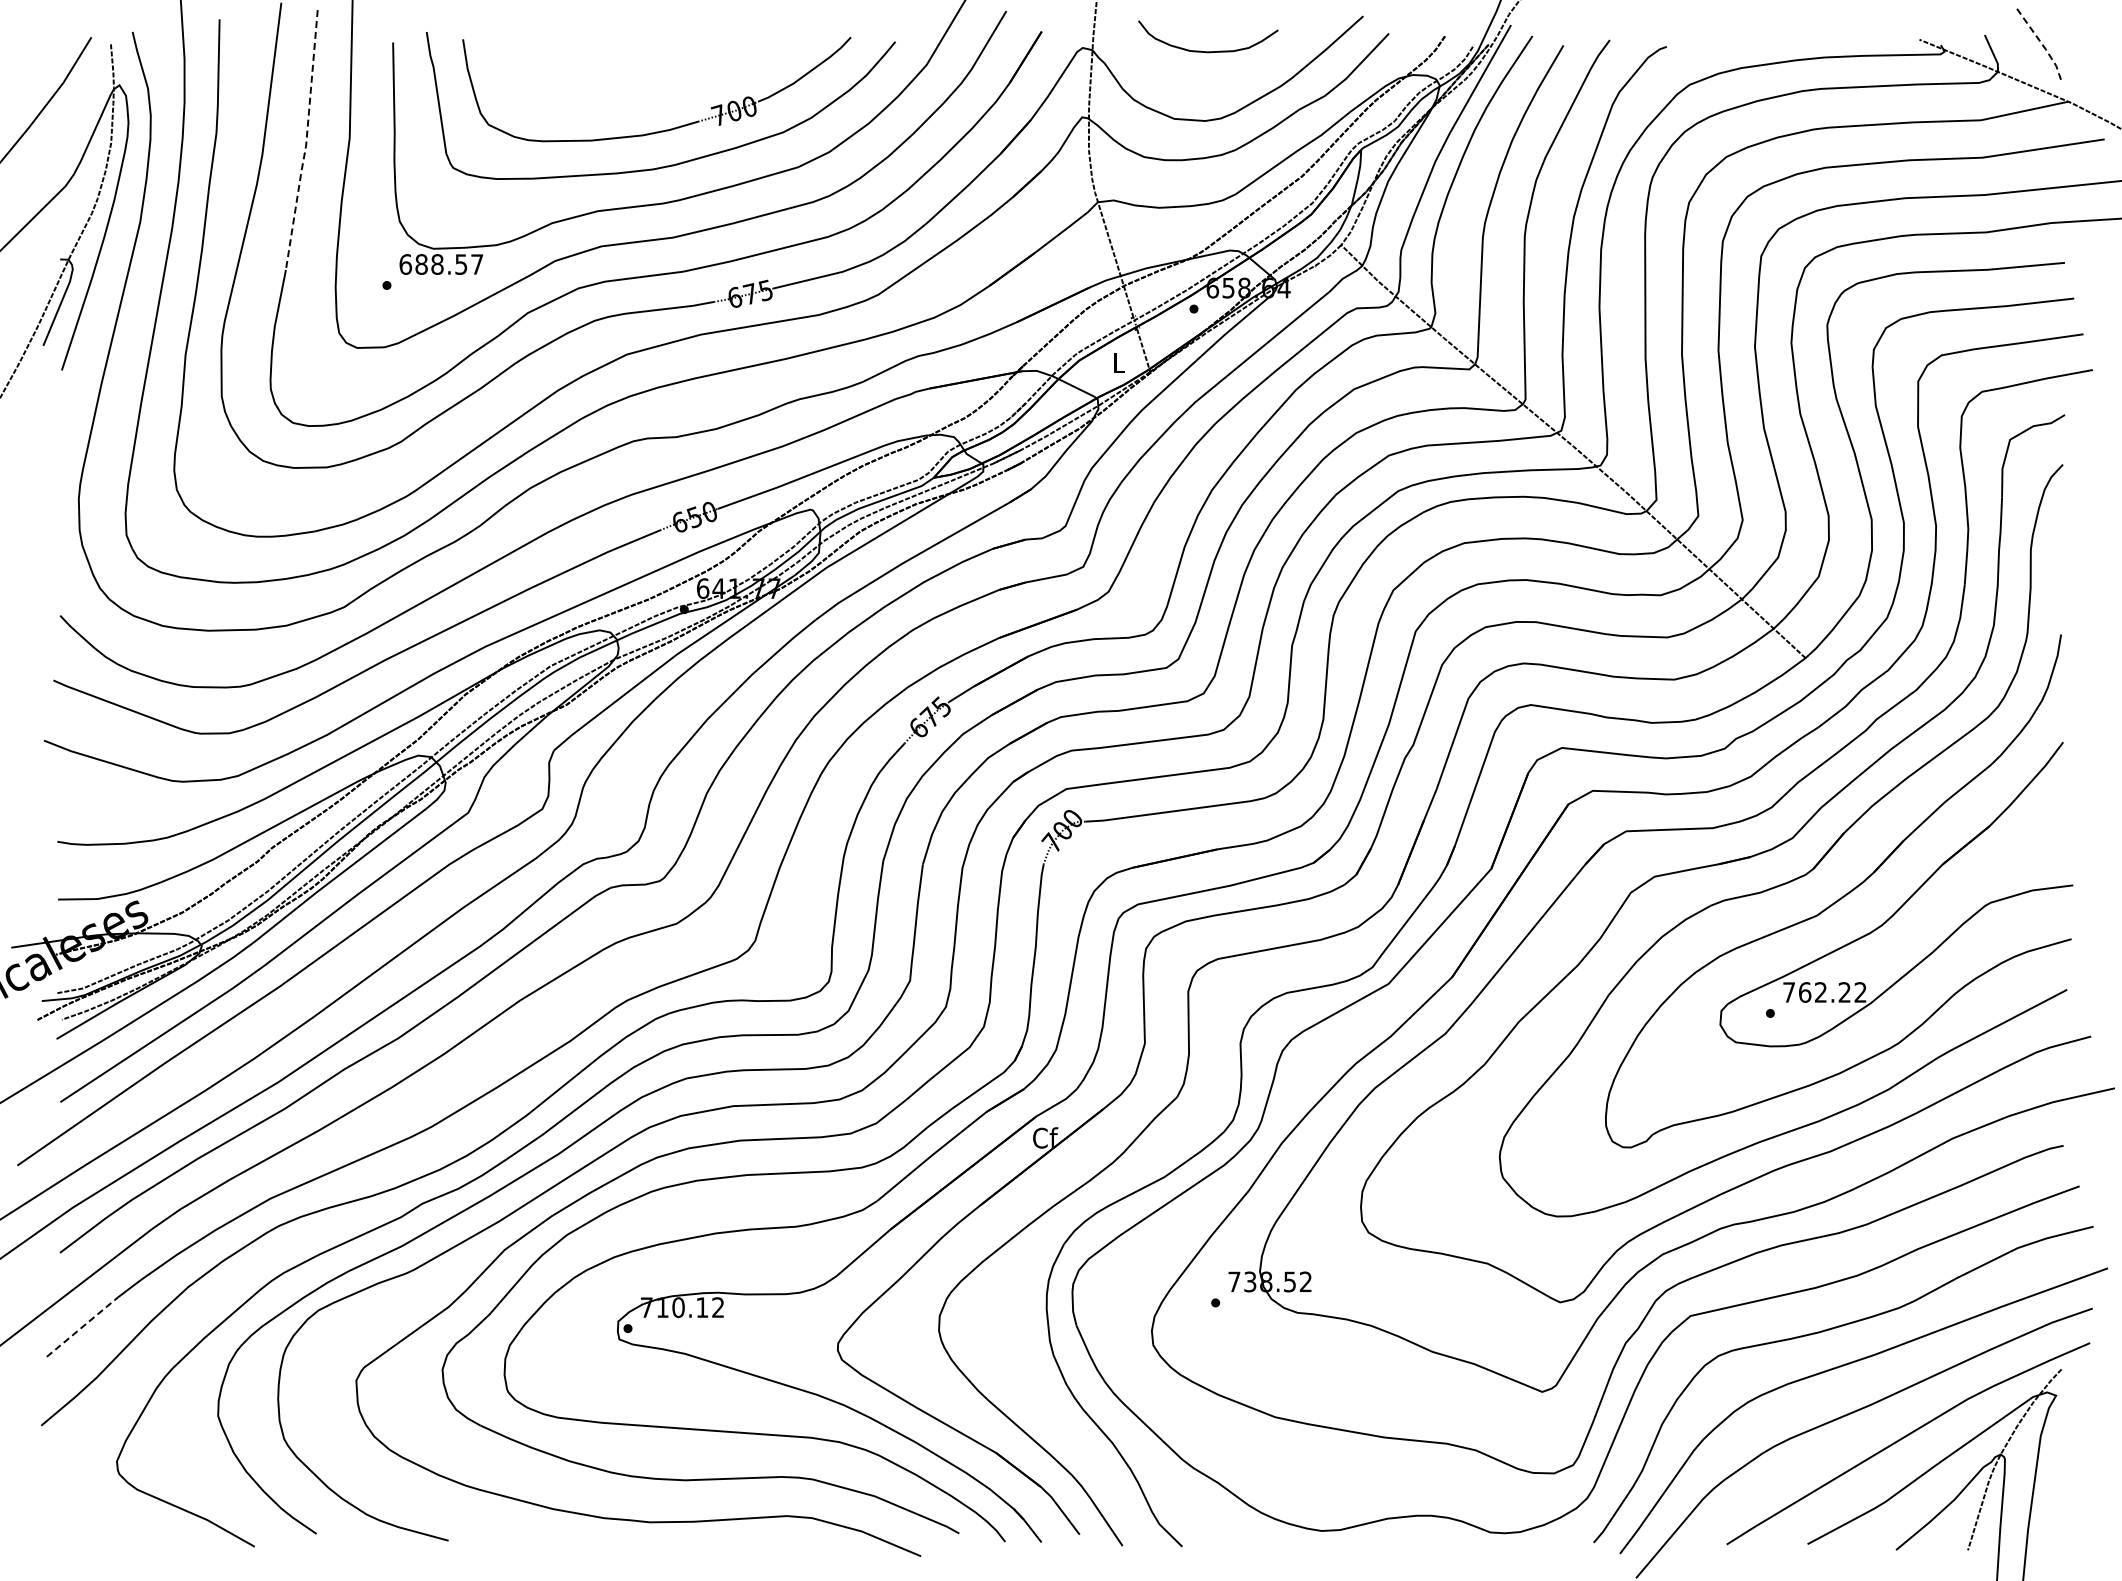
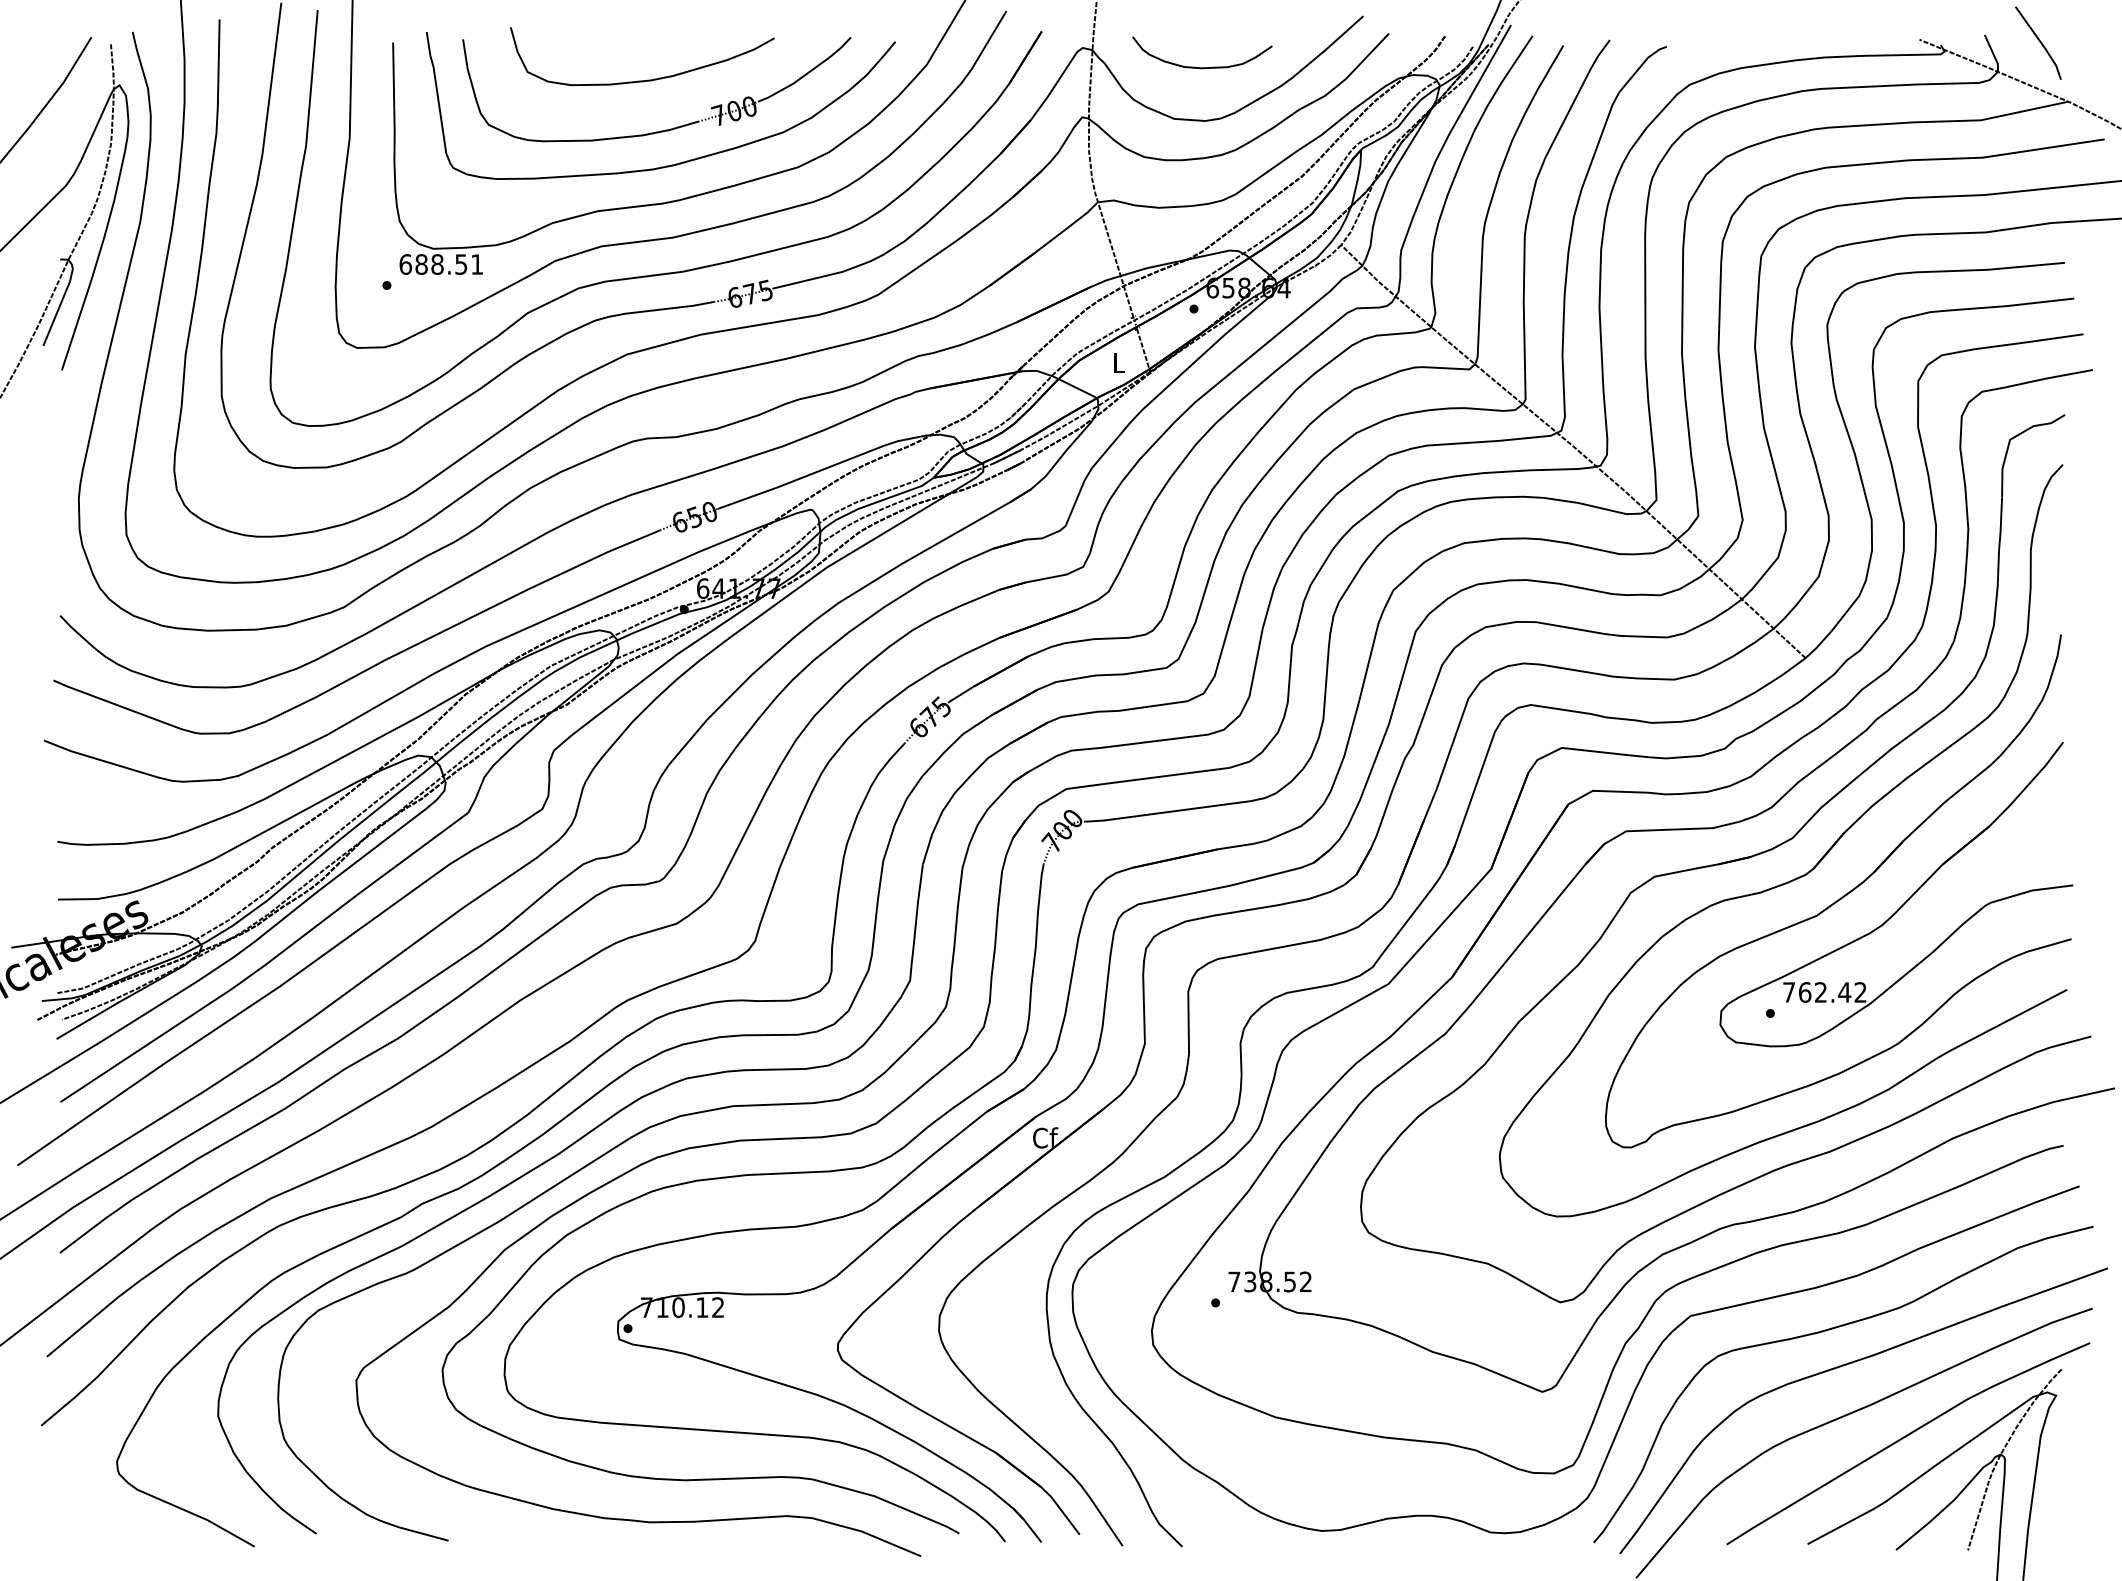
line: dashed -> solid (2041, 42)
curve position: (1208, 51) -> (1202, 67) (1202, 67)
curve: none -> present (647, 79)
line: dashed -> solid (306, 142)
text: 688.57 -> 688.51 (476, 264)
text: 762.22 -> 762.42 (1844, 992)
line: dashed -> solid (82, 1326)
